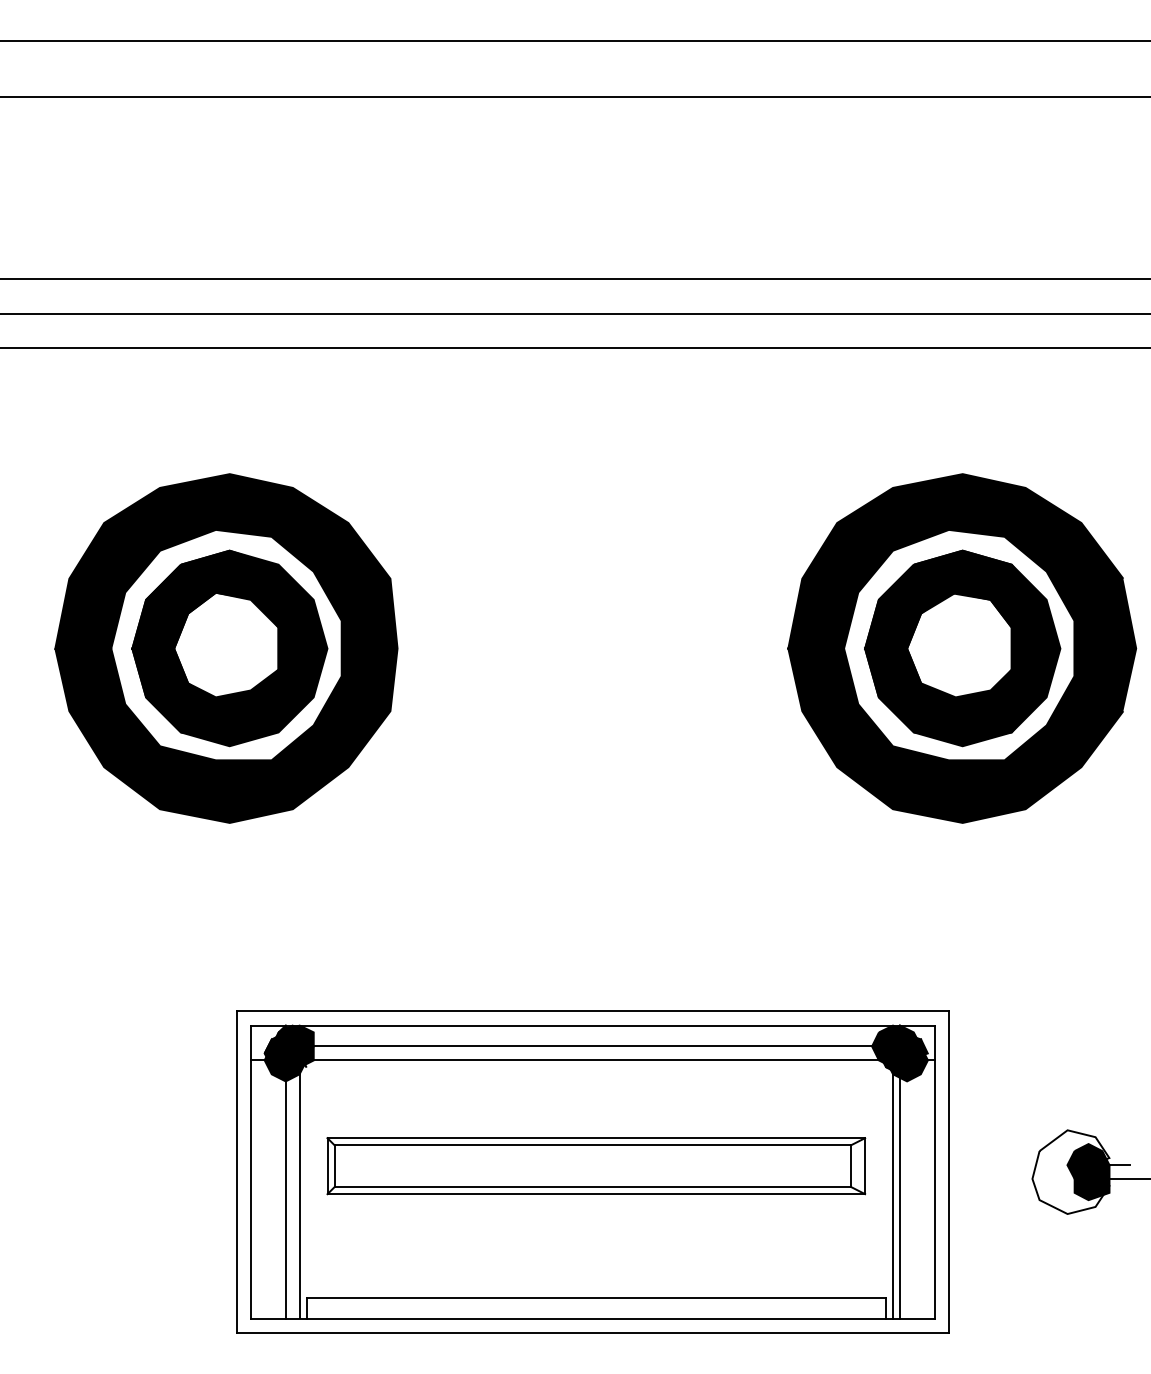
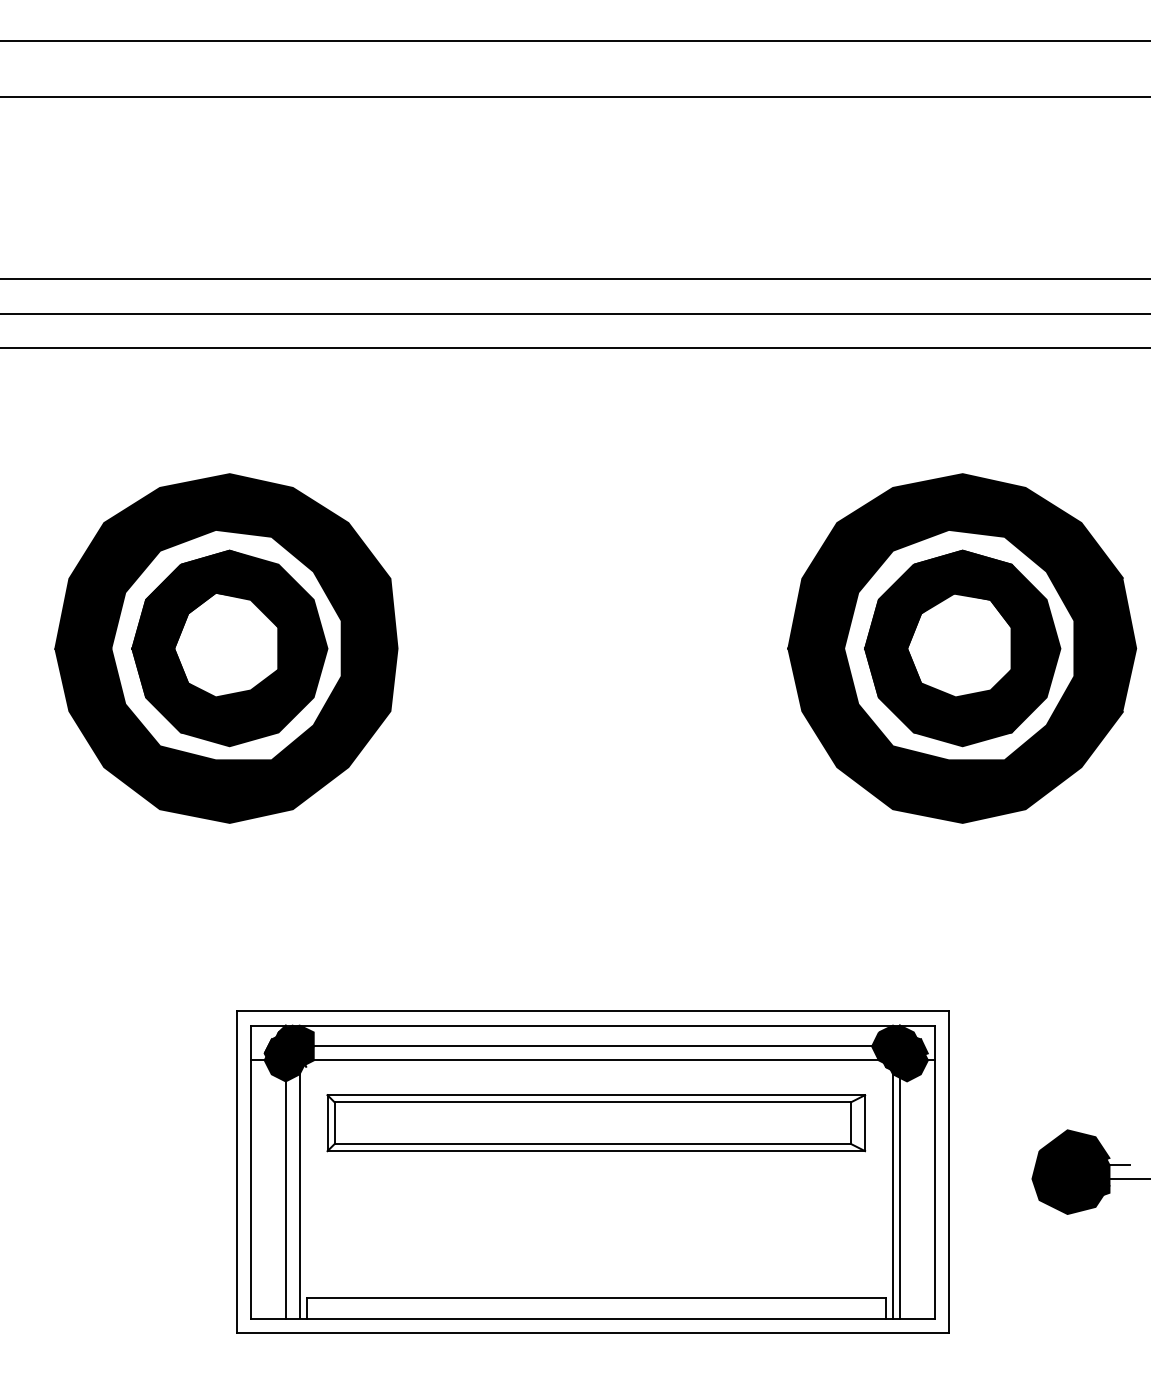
part position: (596, 1166) -> (596, 1123) (596, 1123)
fill: none -> present (1070, 1172)
